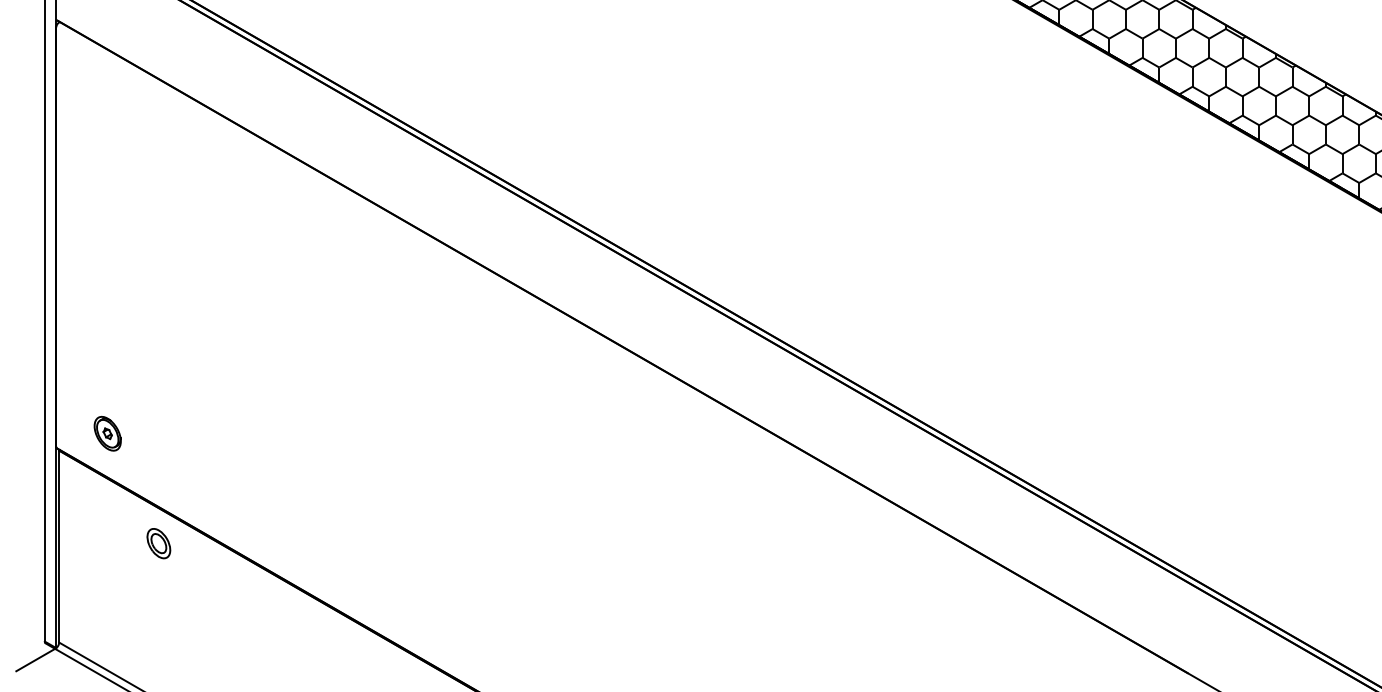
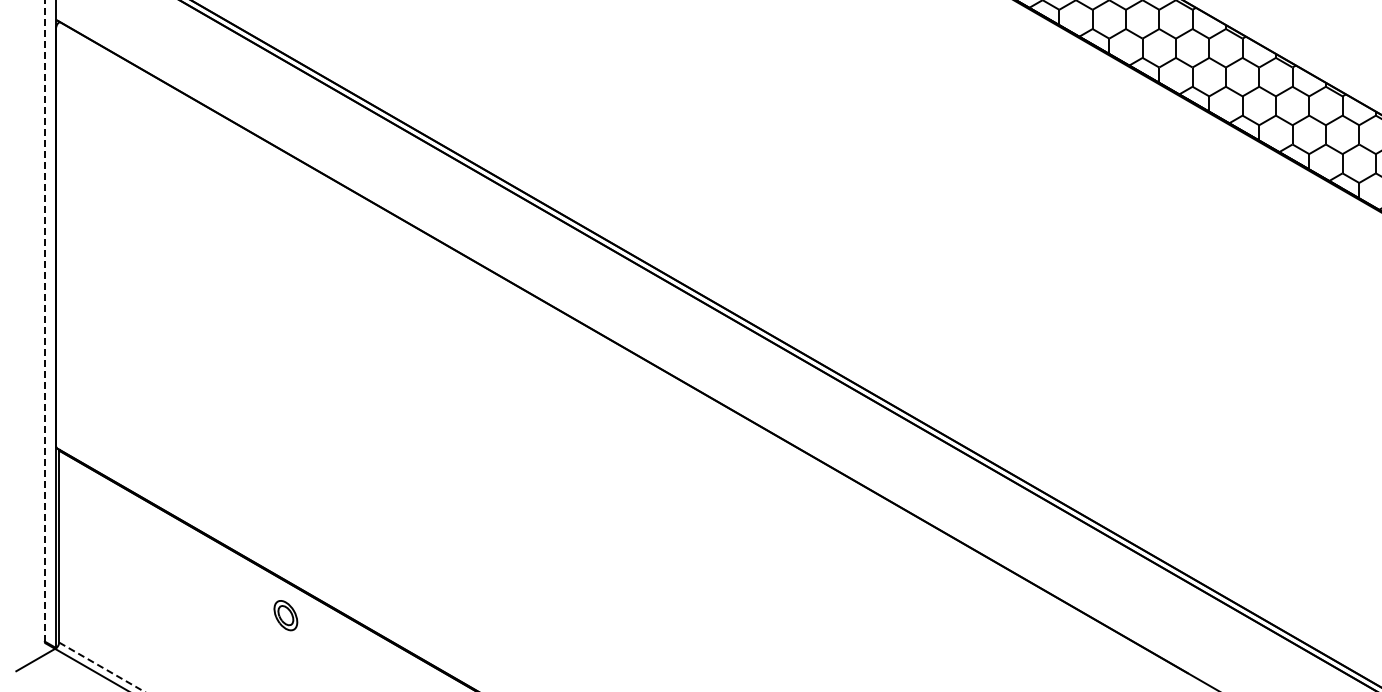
line: solid -> dashed (44, 320)
part: present -> none (107, 433)
part position: (158, 543) -> (285, 615) (285, 615)
line: solid -> dashed (101, 667)
